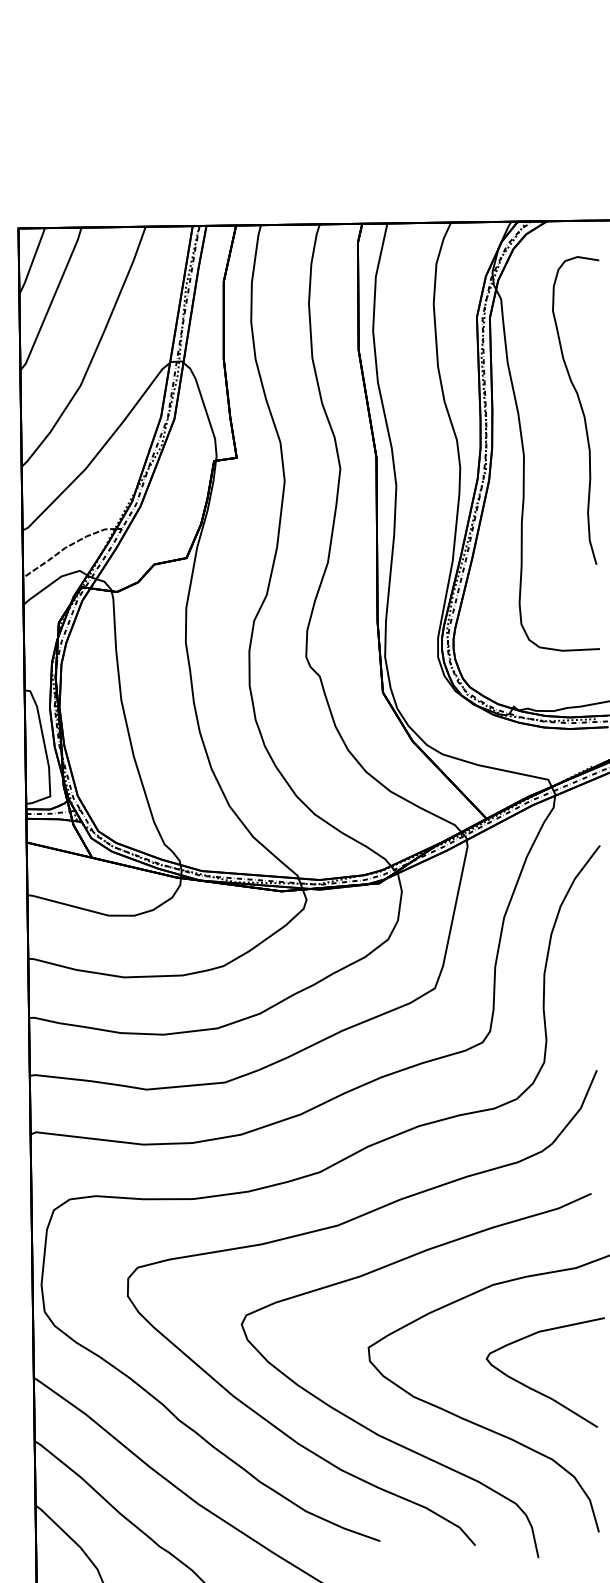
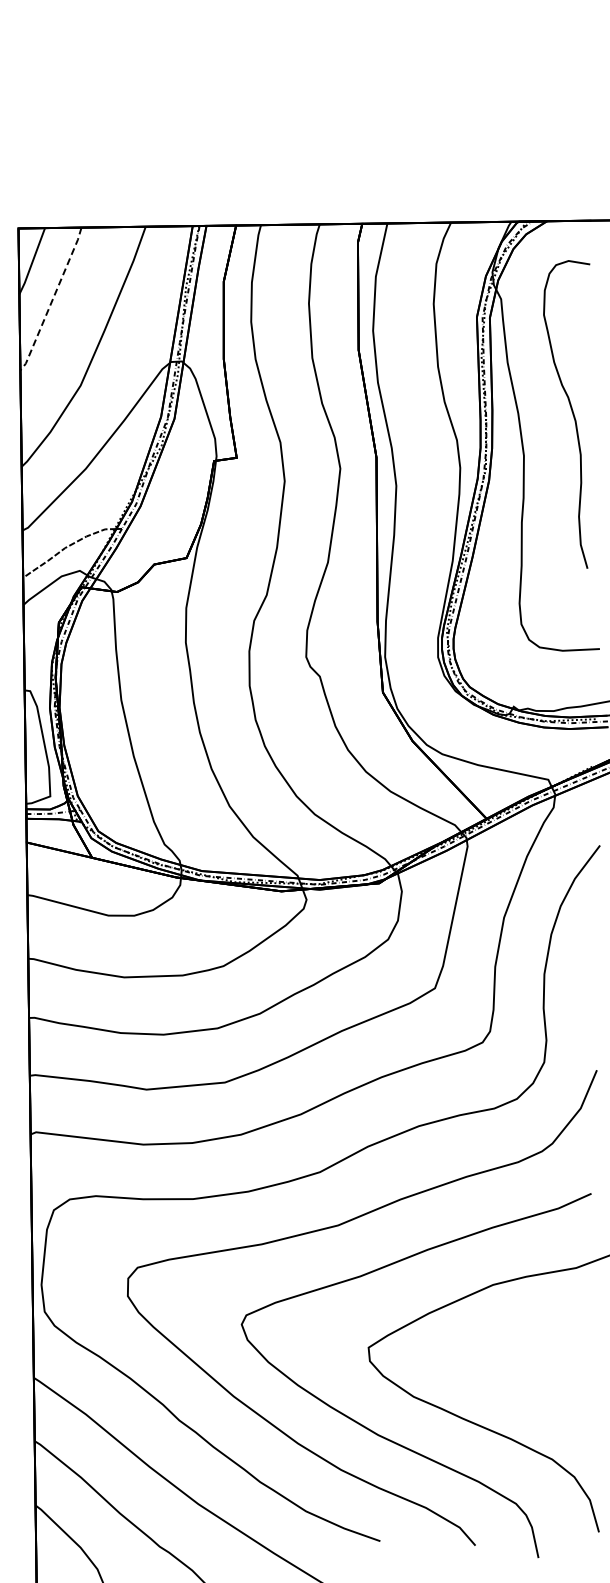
line: solid -> dashed (52, 300)
curve position: (580, 407) -> (571, 411) (571, 411)
curve: present -> none (535, 1389)
